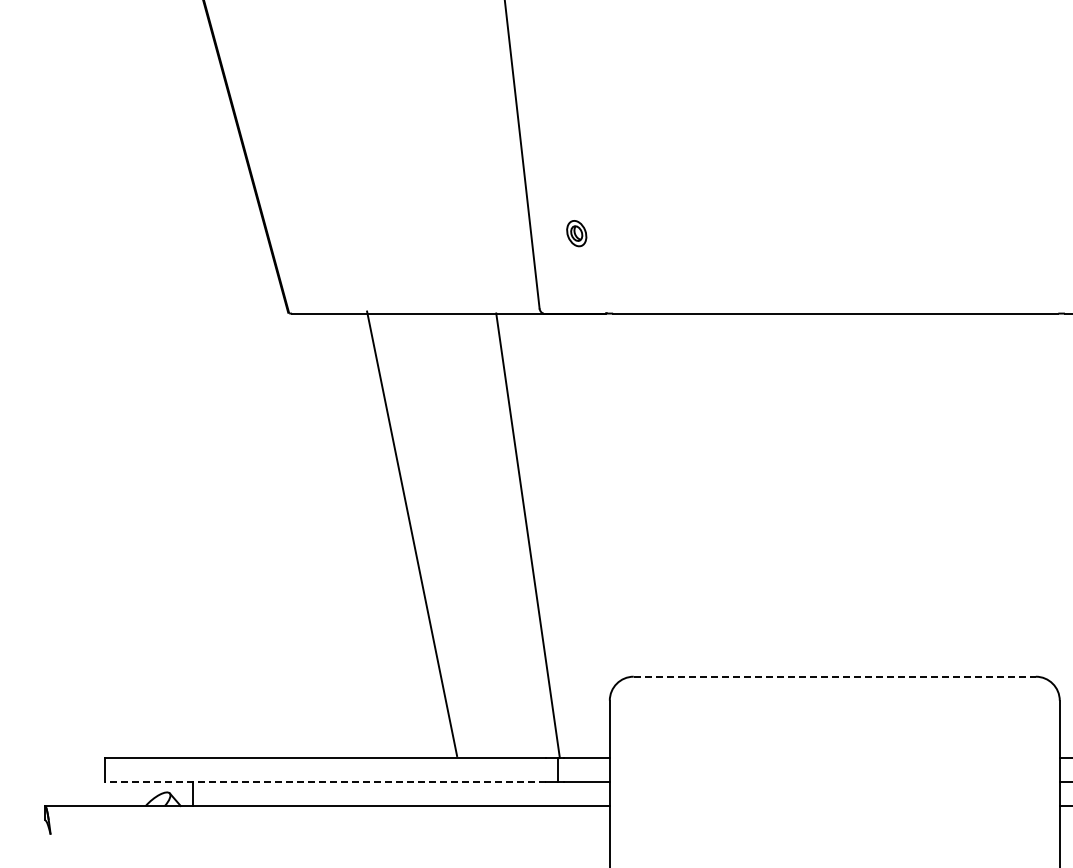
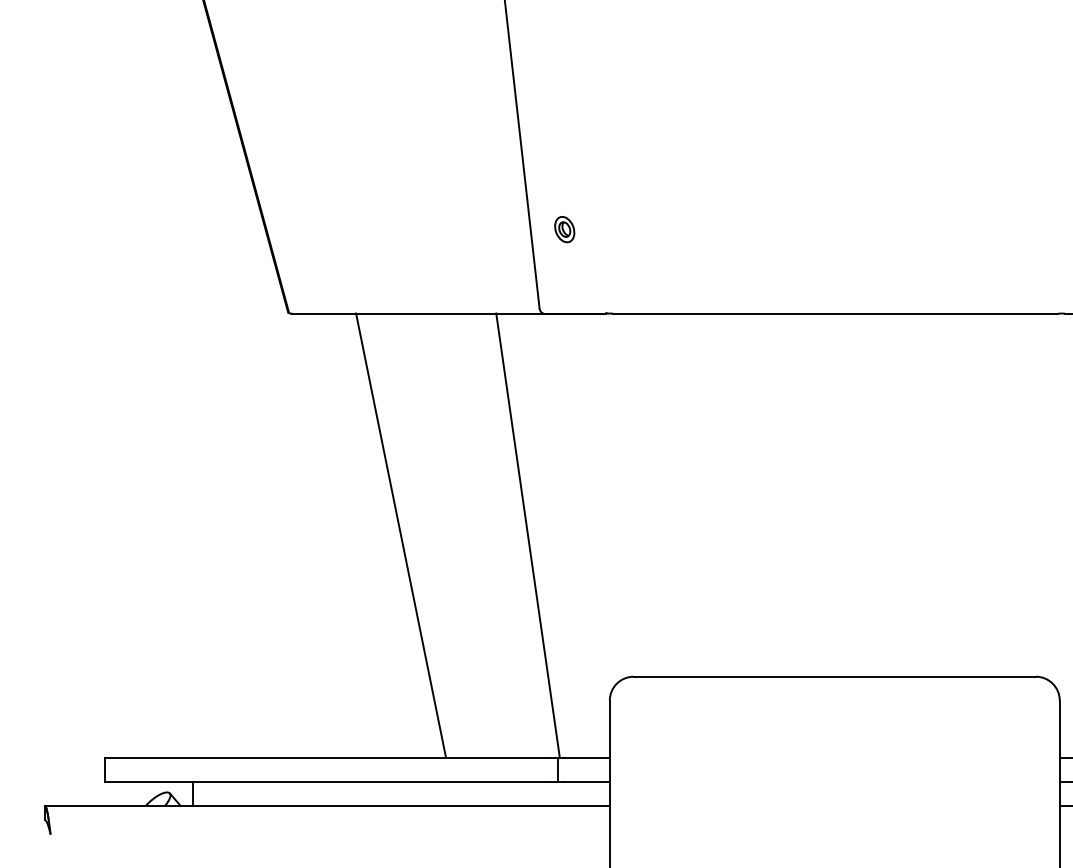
part position: (576, 233) -> (564, 229) (564, 229)
line position: (412, 533) -> (401, 535) (401, 535)
line: dashed -> solid (835, 676)
line: dashed -> solid (325, 782)
